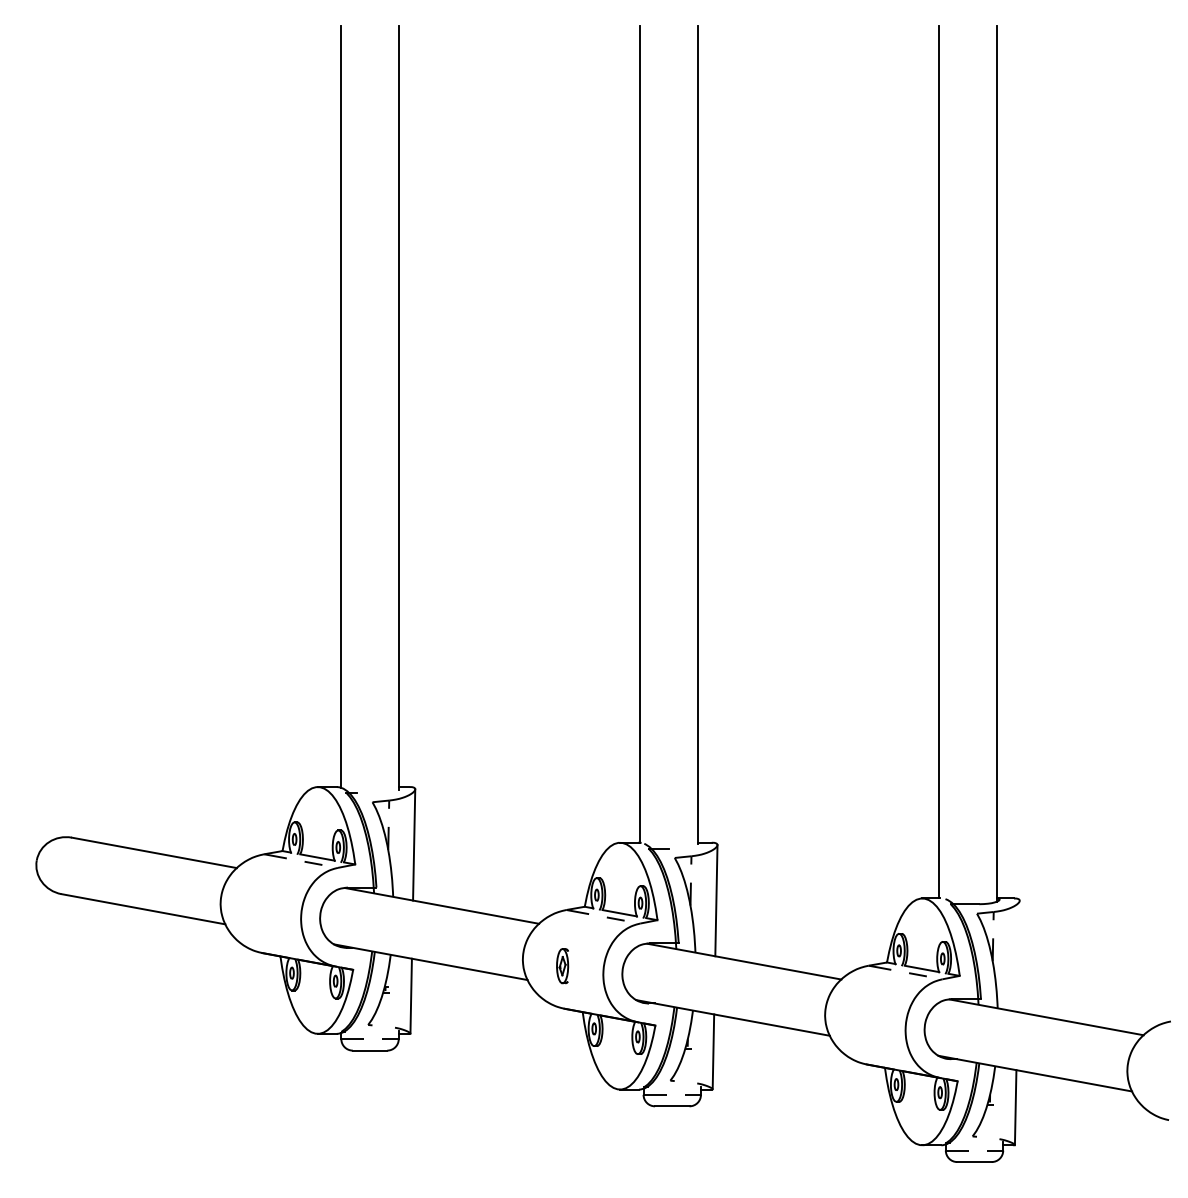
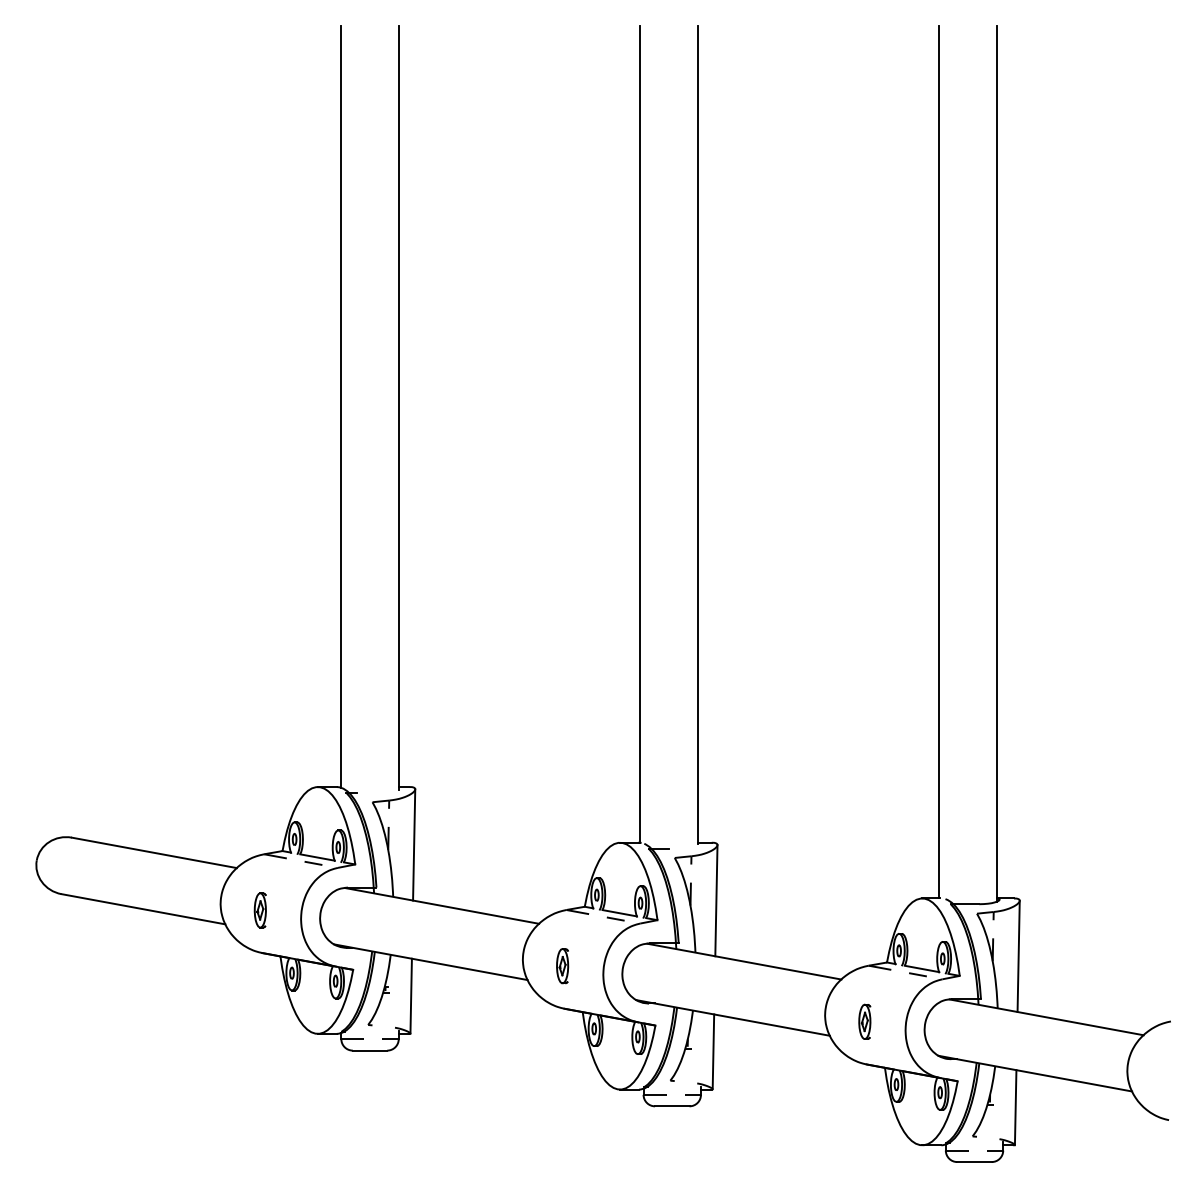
part: none -> present (259, 910)
line: none -> present (1018, 956)
part: none -> present (864, 1021)
